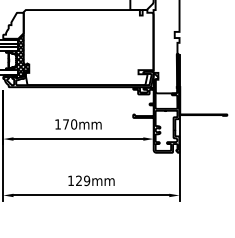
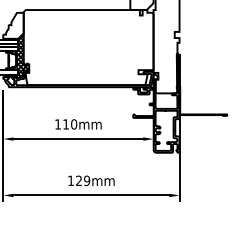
text: 170mm -> 110mm (65, 124)
